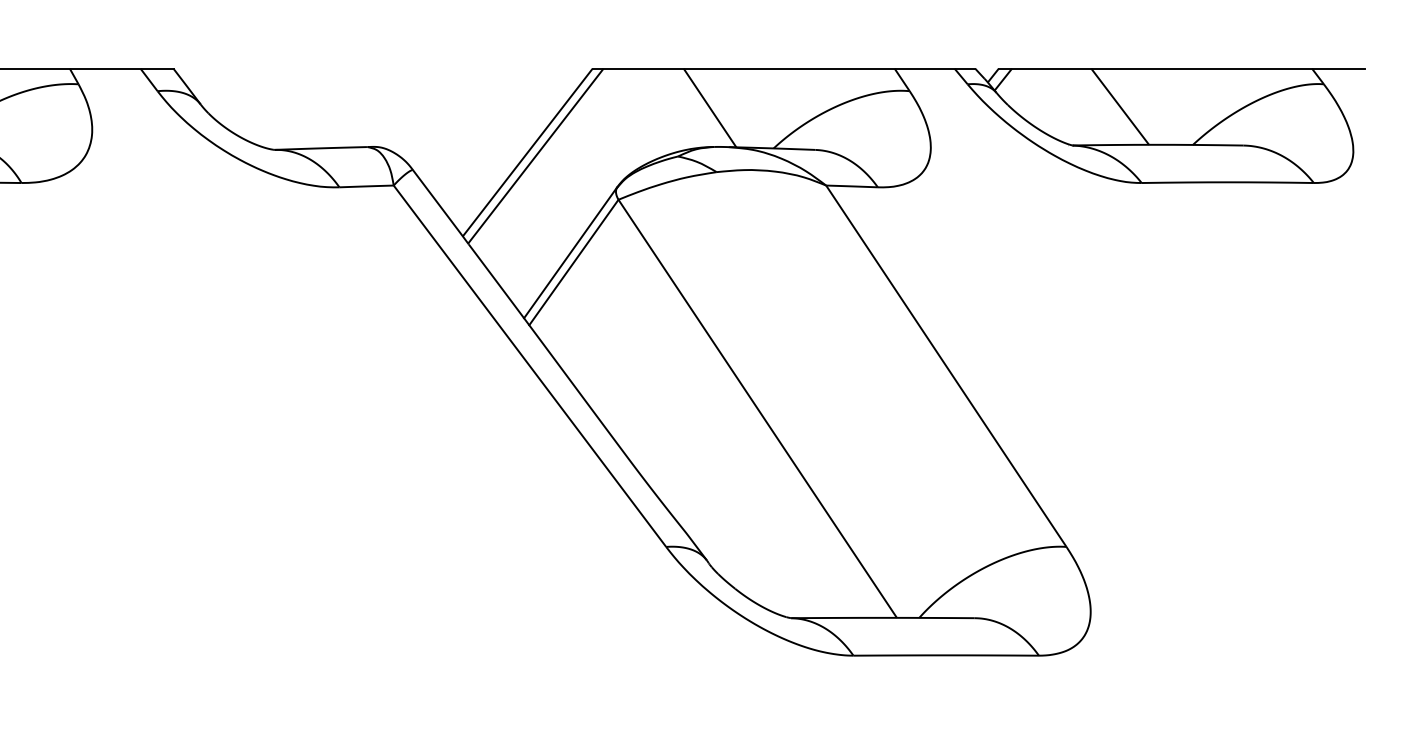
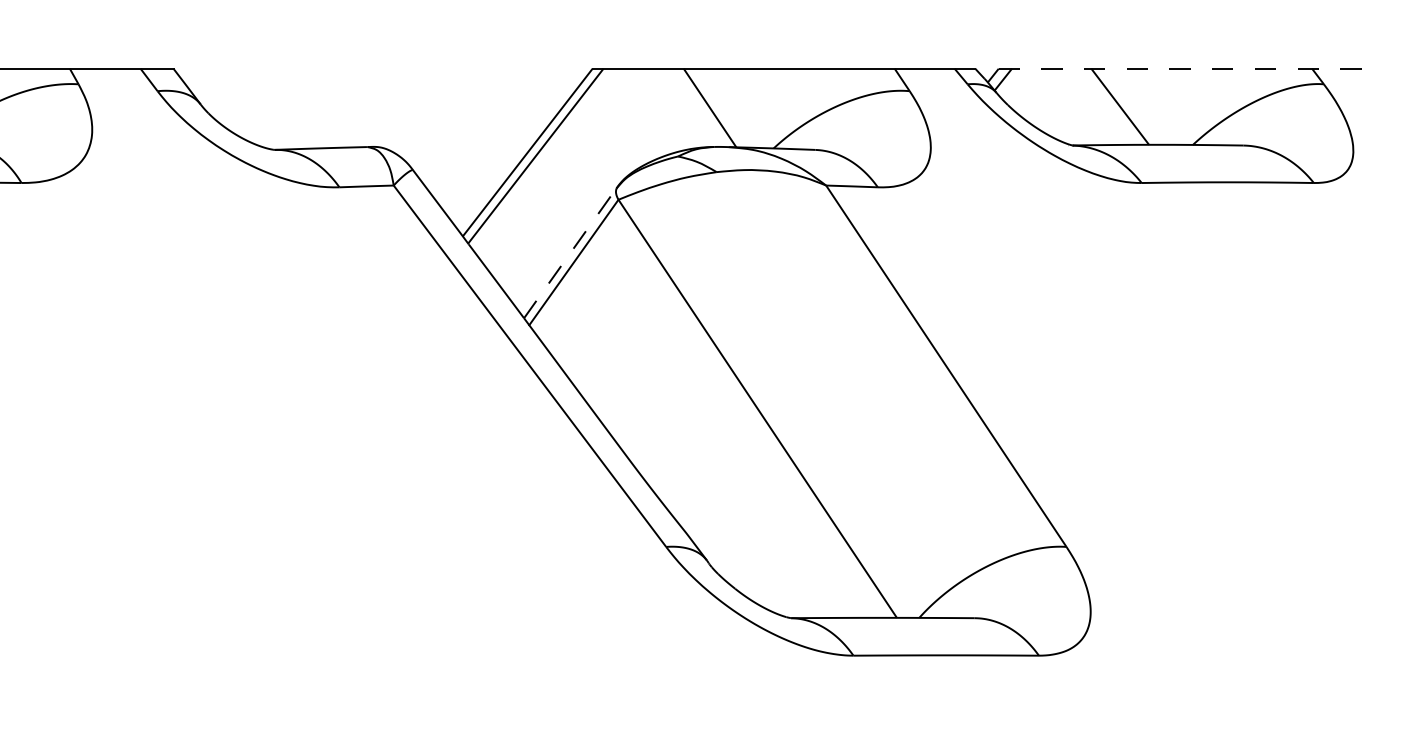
line: solid -> dashed (1182, 68)
line: solid -> dashed (570, 252)
